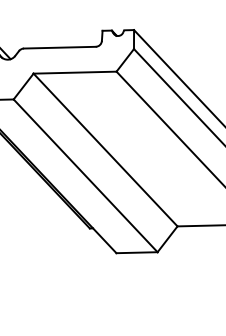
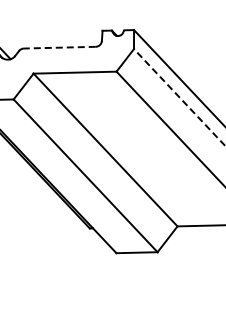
line: solid -> dashed (59, 47)
line: solid -> dashed (179, 97)
